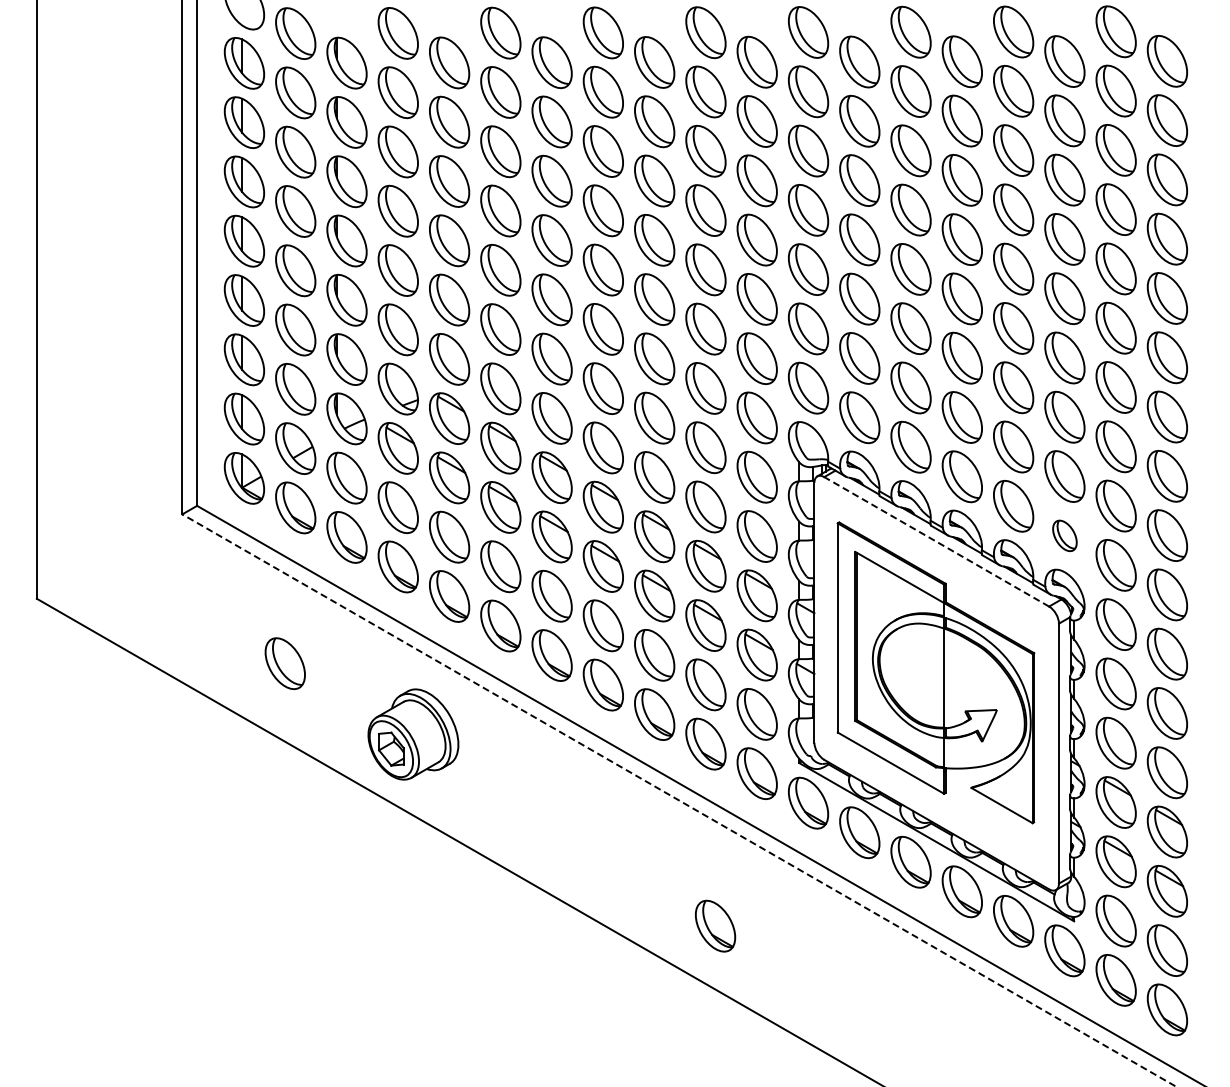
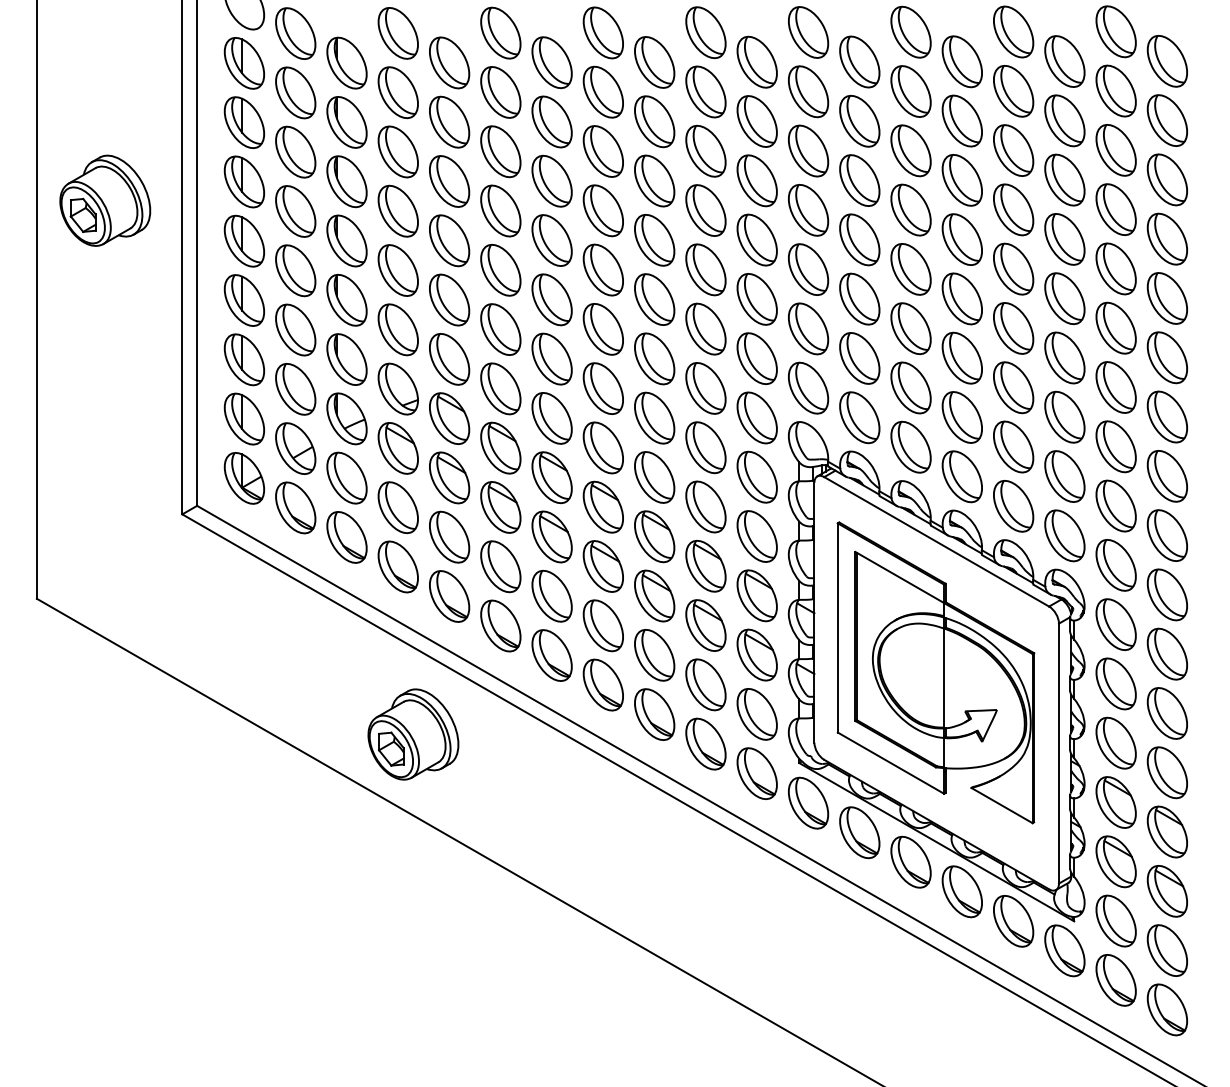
part: none -> present (105, 200)
part size: 26x34 px -> 42x54 px (1064, 535)
line: dashed -> solid (936, 541)
part: present -> none (284, 663)
line: dashed -> solid (678, 800)
part: present -> none (715, 925)
